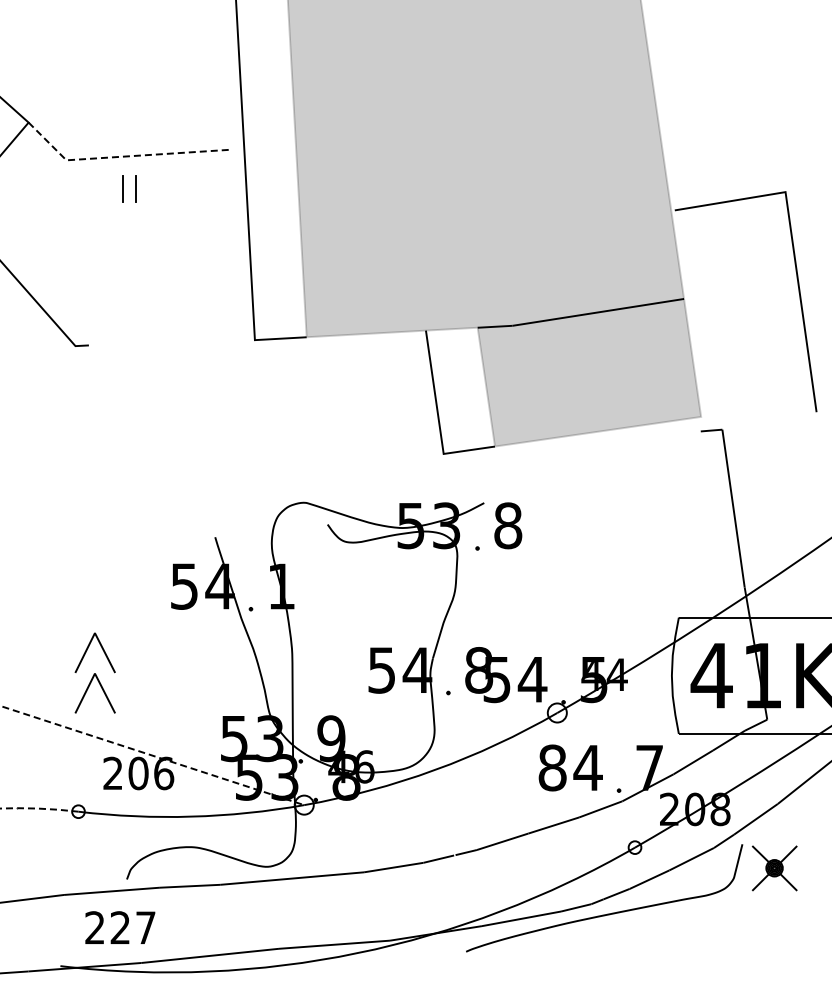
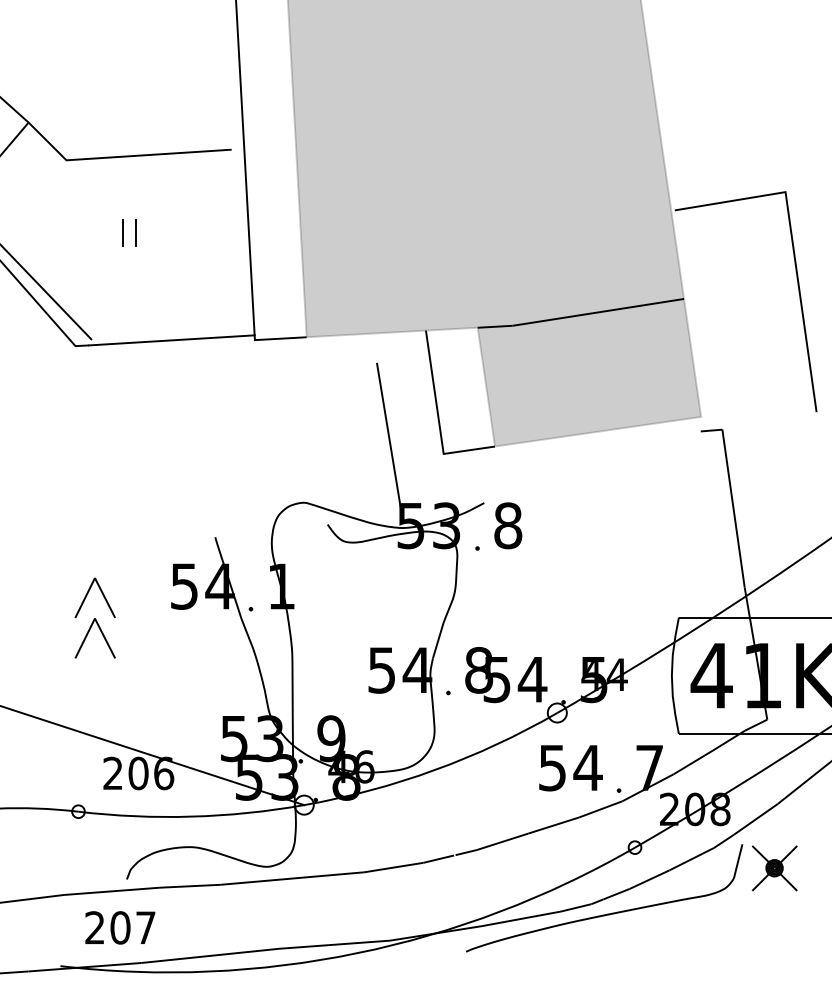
line: dashed -> solid (122, 156)
part position: (129, 188) -> (129, 232) (129, 232)
line: none -> present (46, 292)
line: none -> present (171, 340)
line: none -> present (389, 440)
part position: (94, 672) -> (94, 617) (94, 617)
line: dashed -> solid (152, 755)
text: 84 -> 54 (552, 767)
arc: dashed -> solid (39, 808)
text: 227 -> 207 (120, 927)
